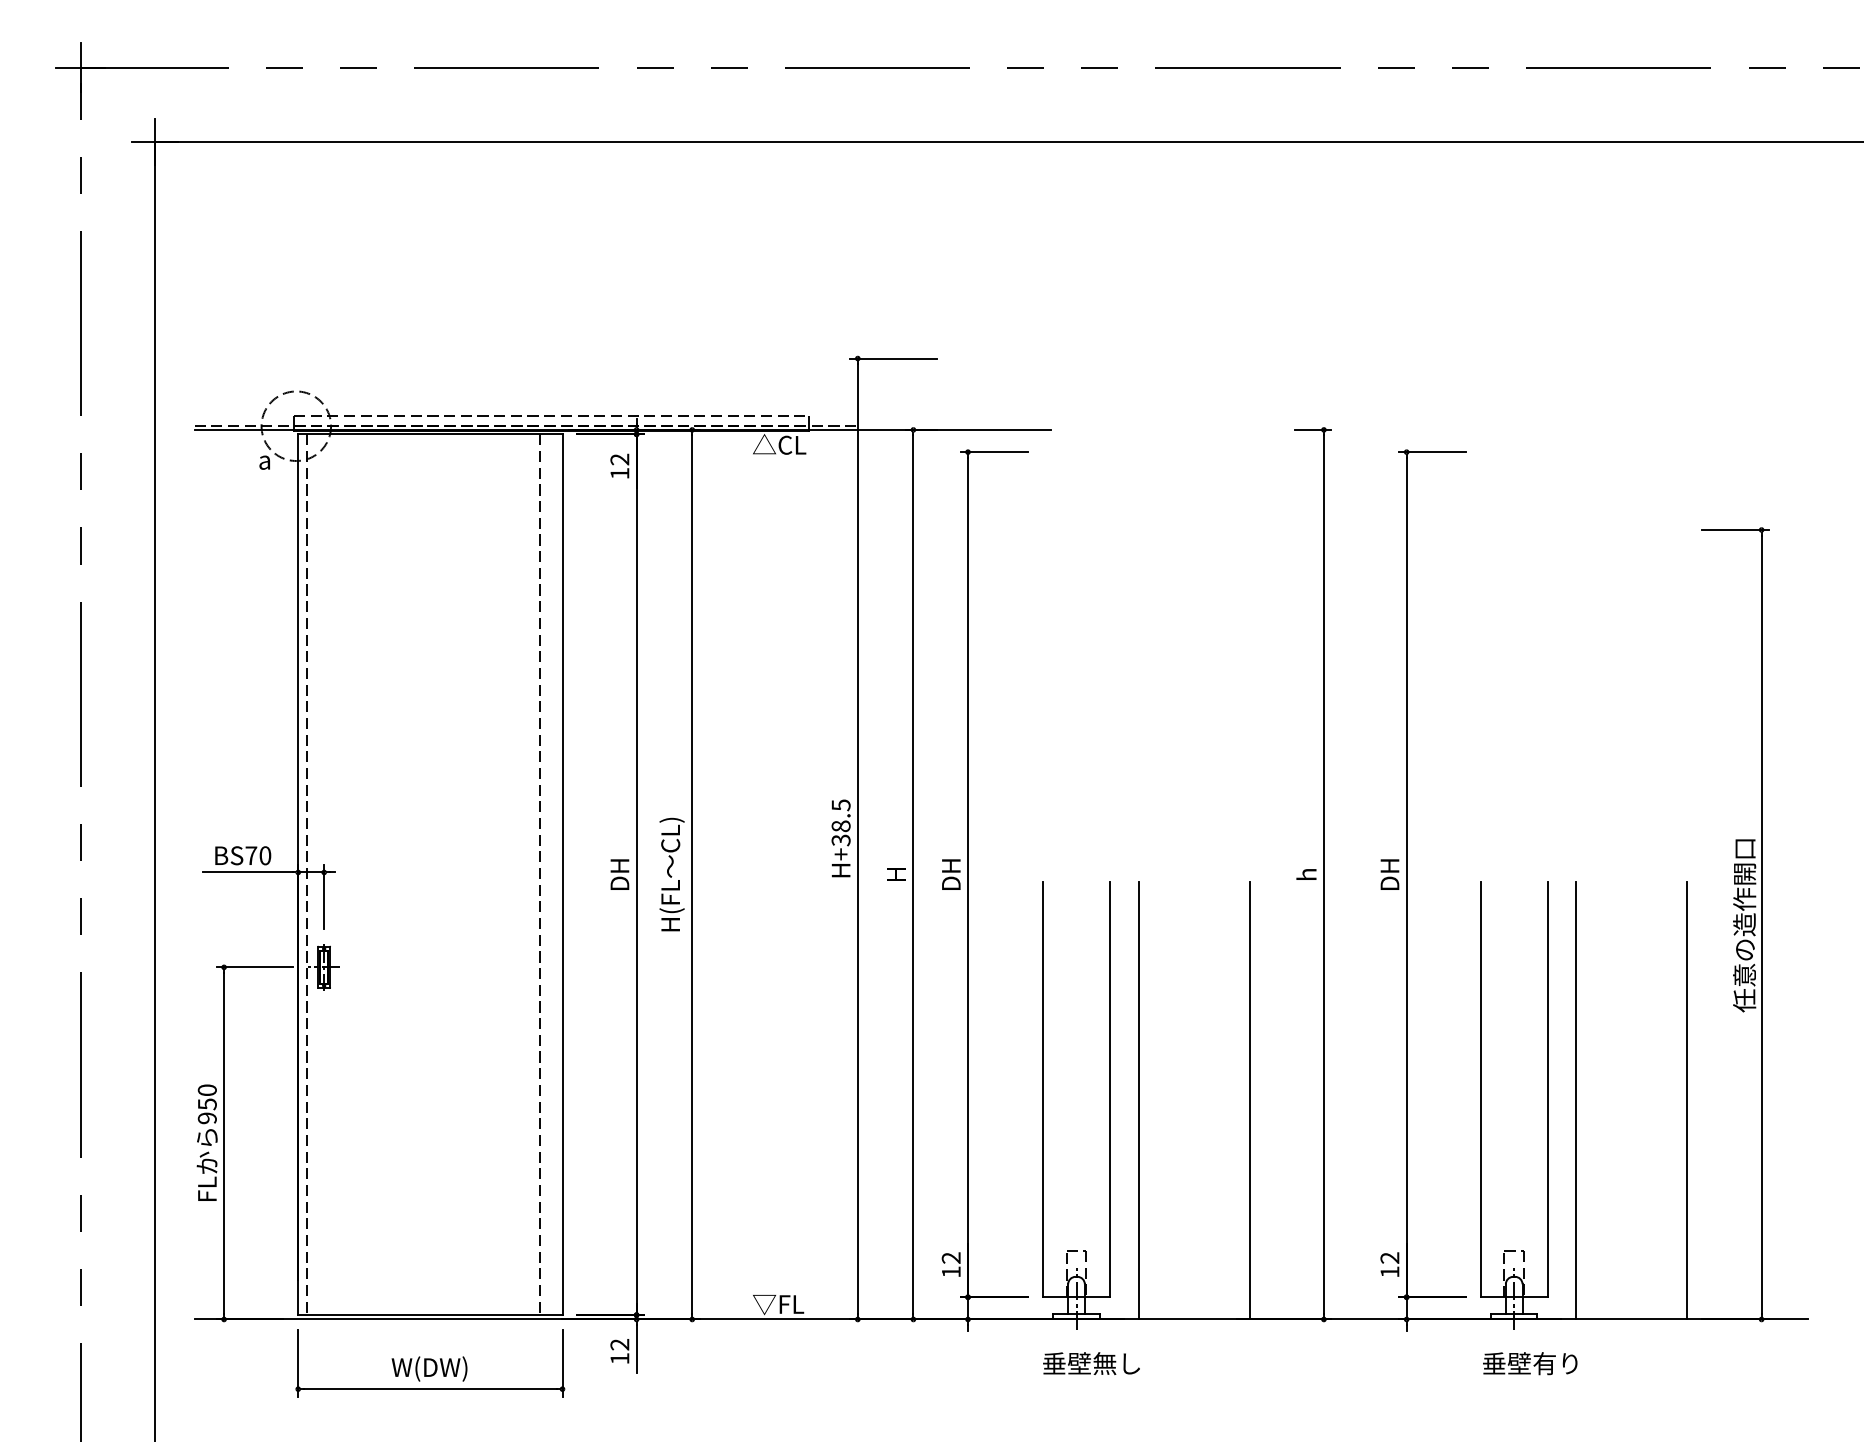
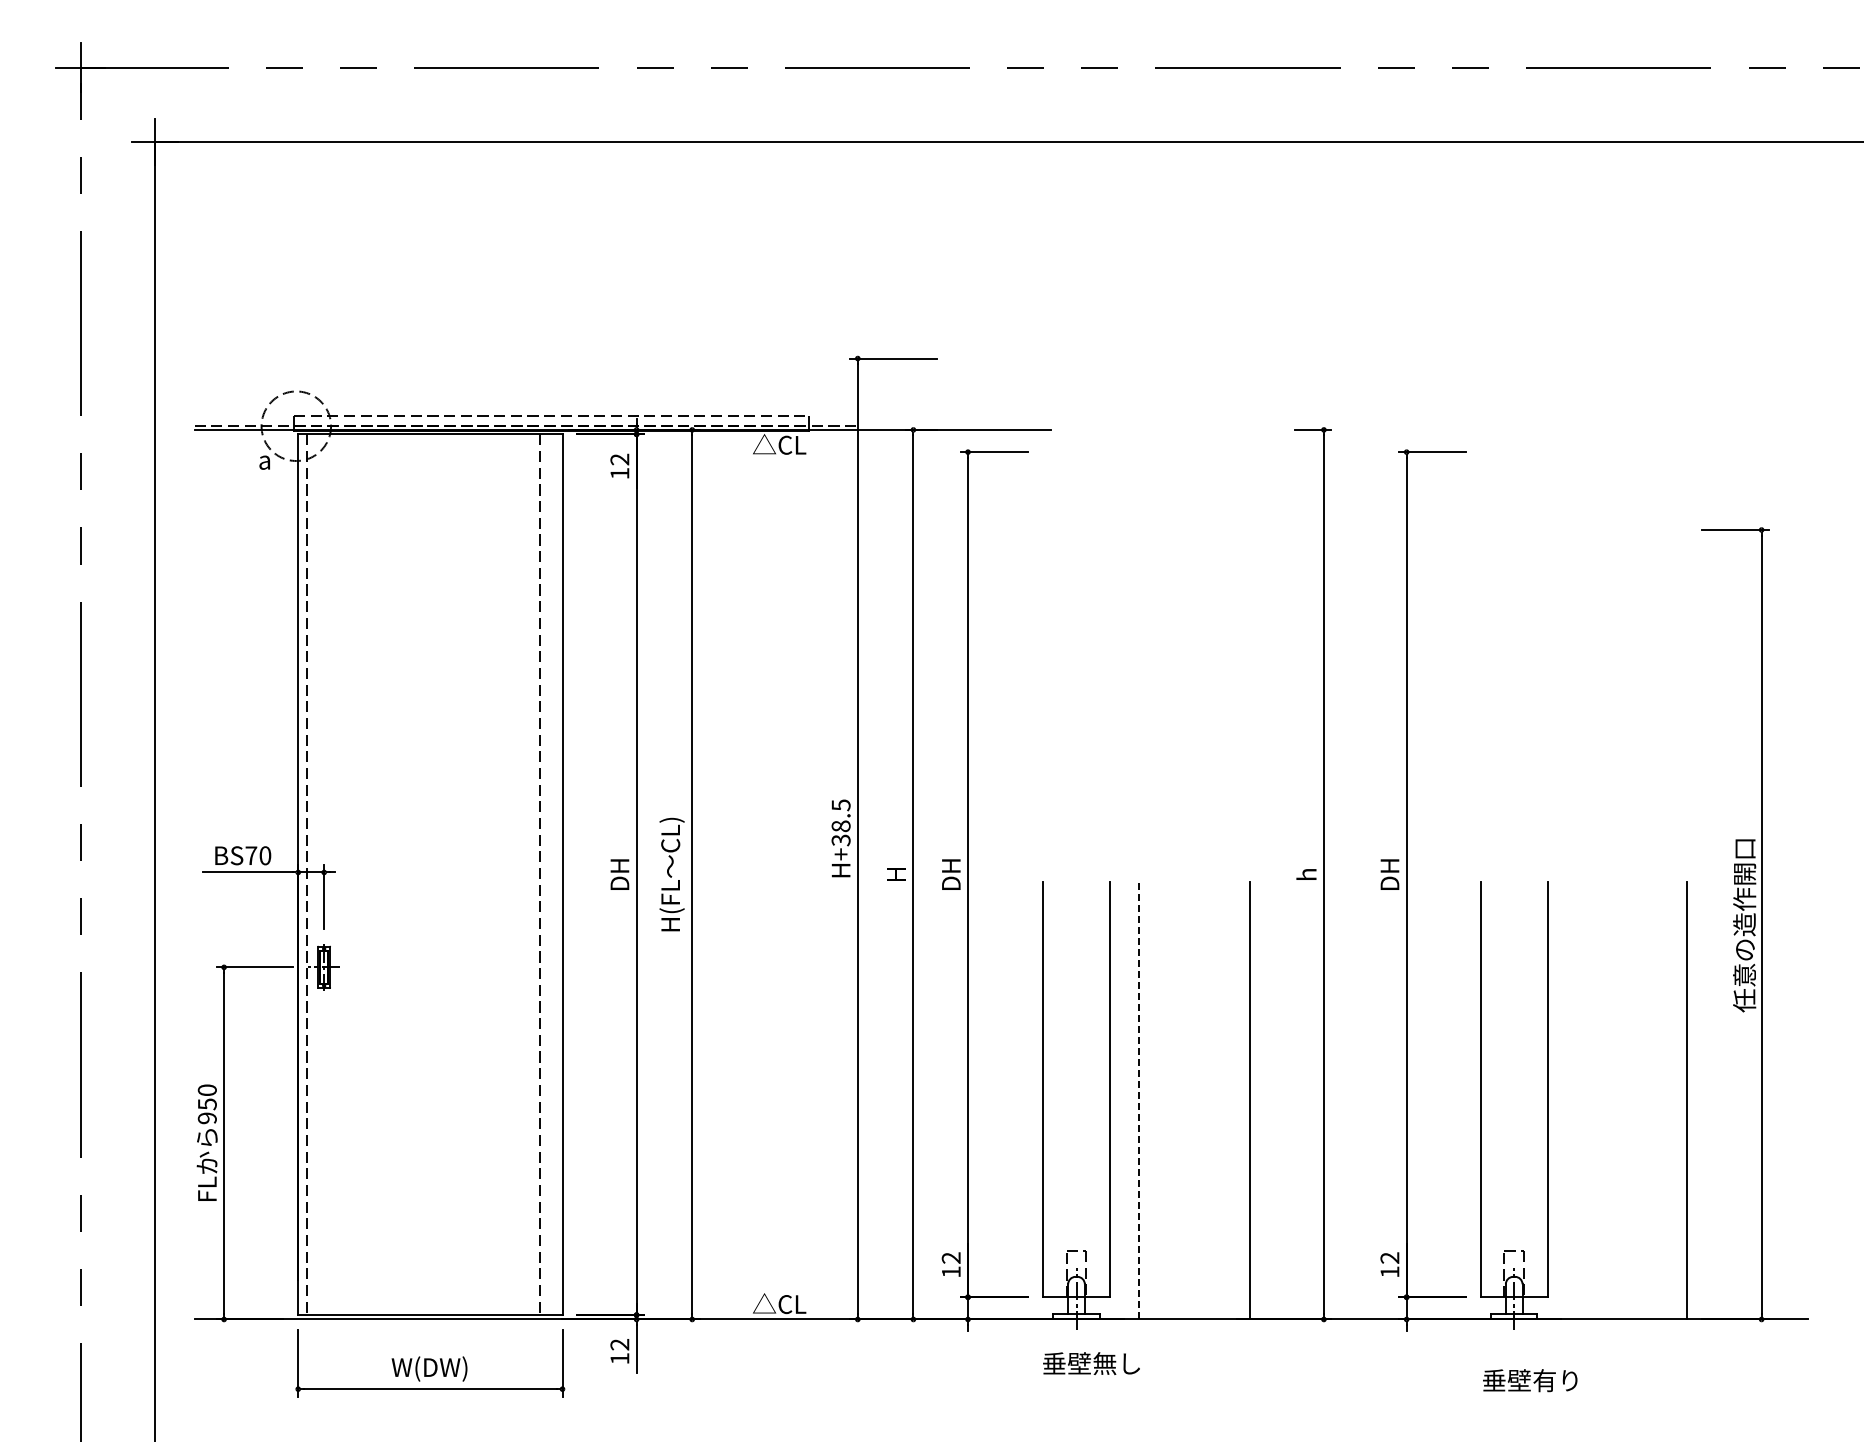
line: solid -> dashed (1138, 1100)
line: present -> none (1576, 1100)
text: ▽FL -> △CL (779, 1304)
text position: (1530, 1363) -> (1530, 1380) (1530, 1380)
